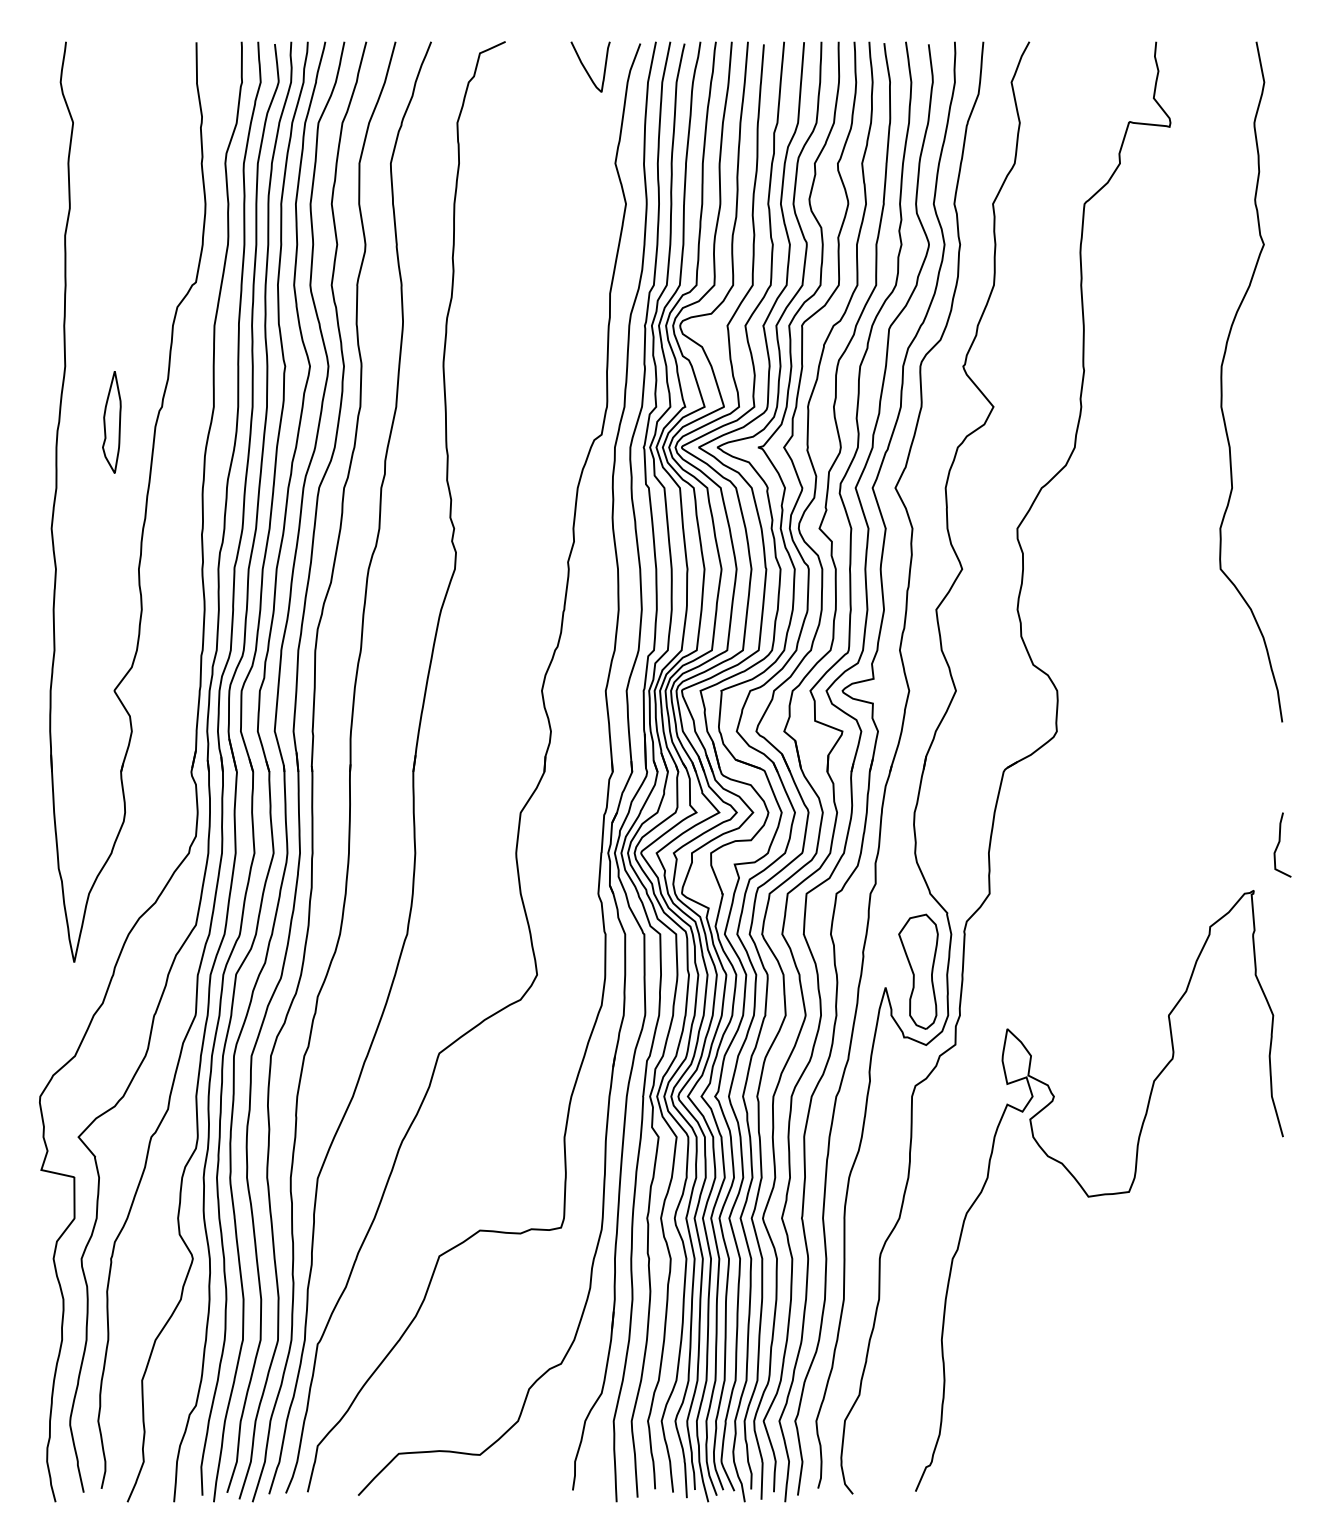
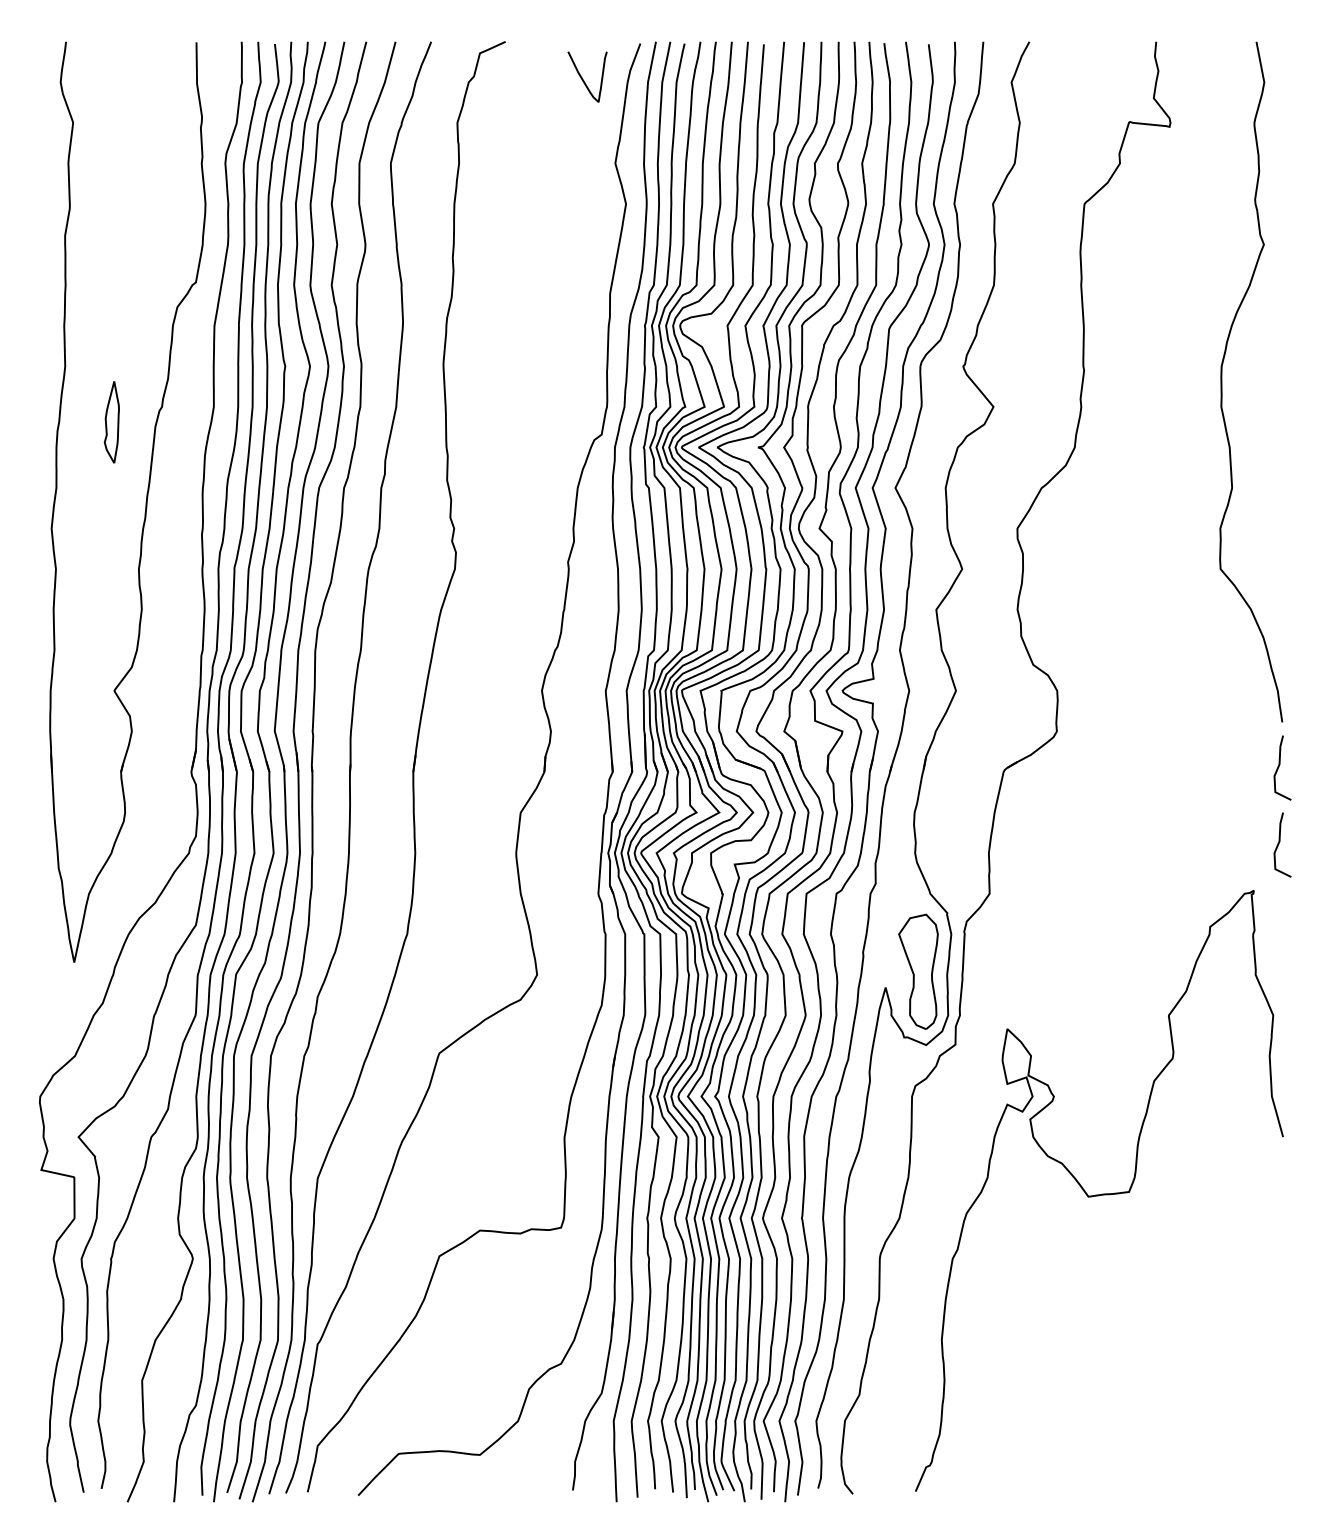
curve position: (586, 69) -> (583, 79) (583, 79)
part size: 20x103 px -> 17x83 px (111, 422)
curve: none -> present (1280, 765)
